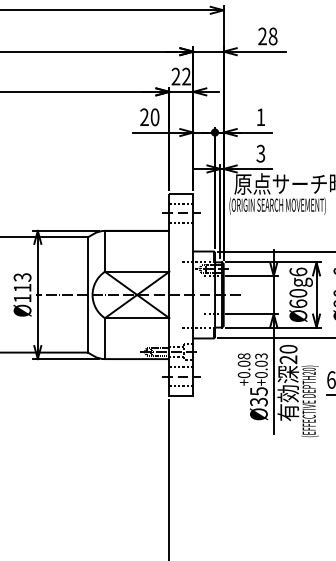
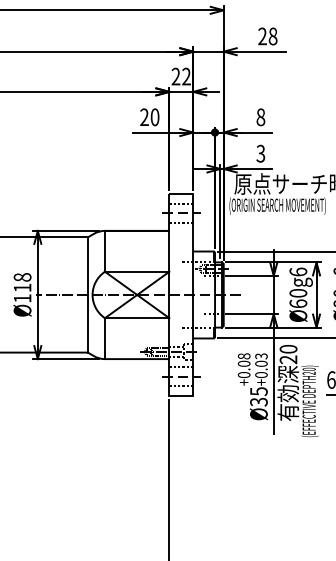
text: 1 -> 8 (260, 117)
text: Ø113 -> Ø118 (22, 277)
